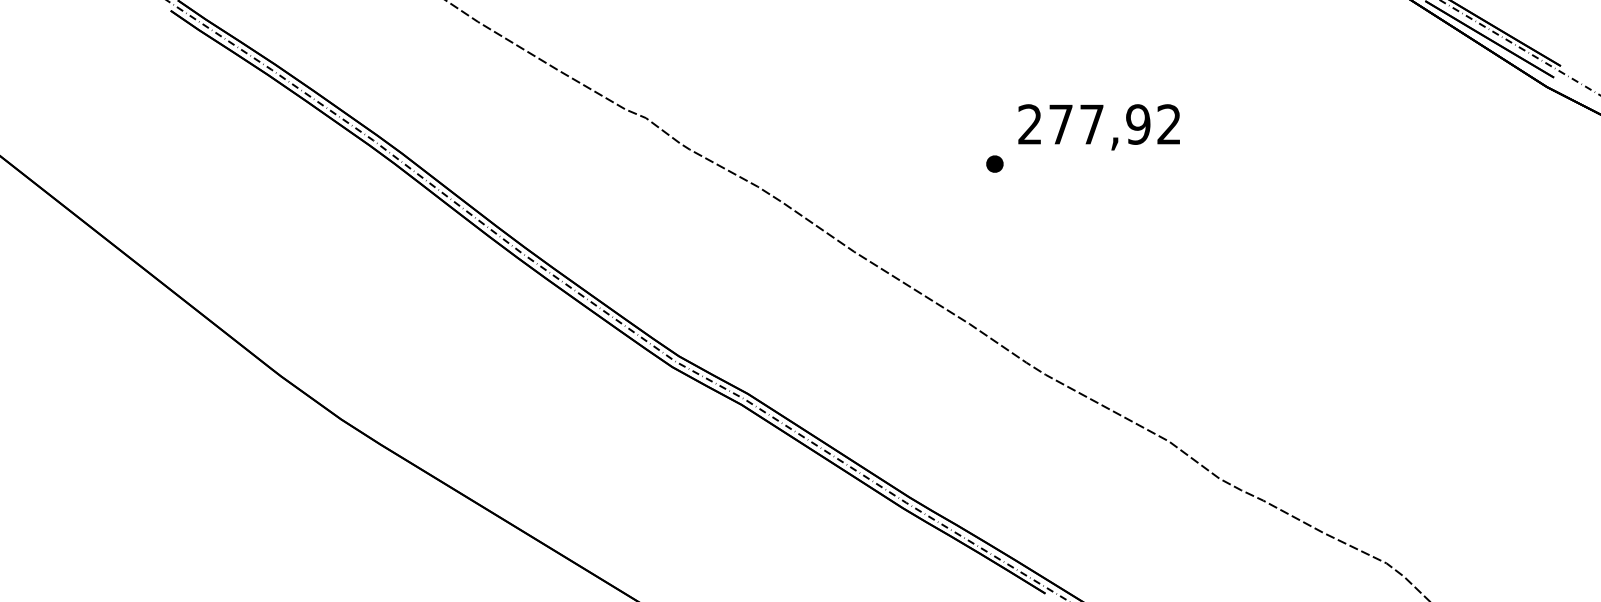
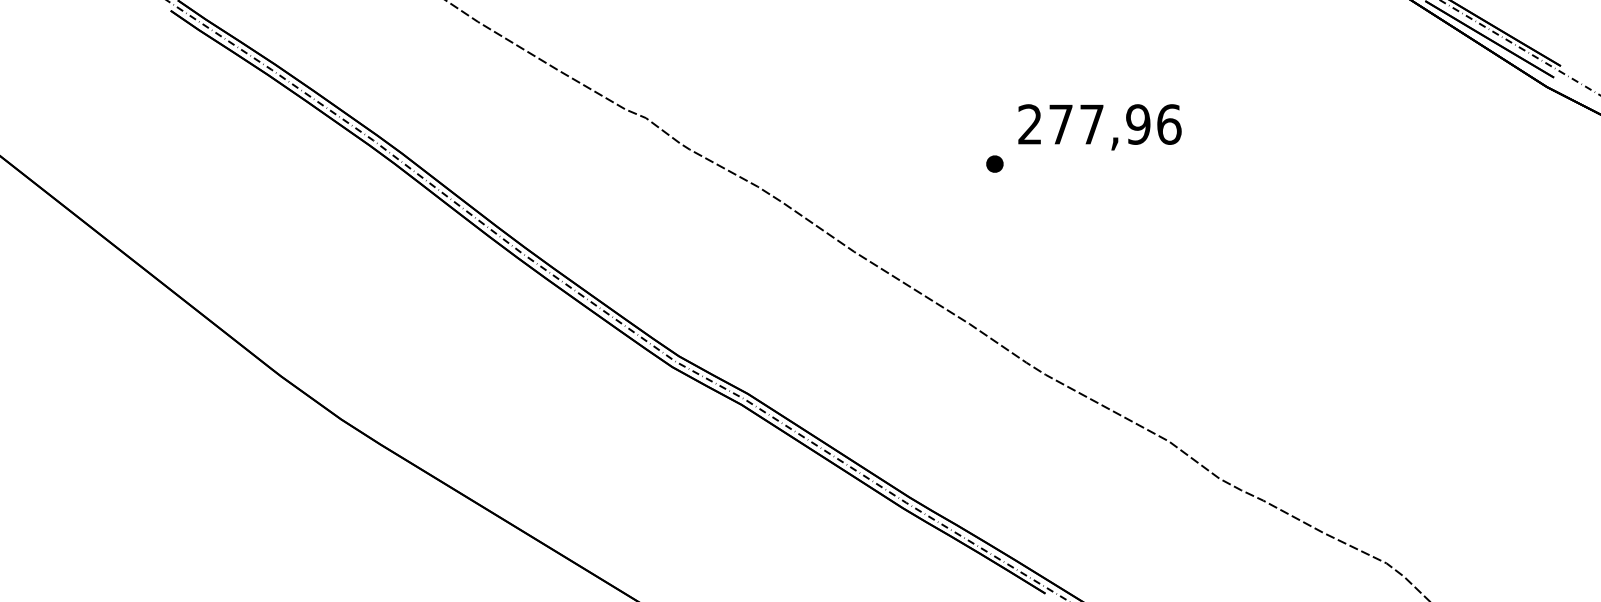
text: 277,92 -> 277,96 (1169, 124)
